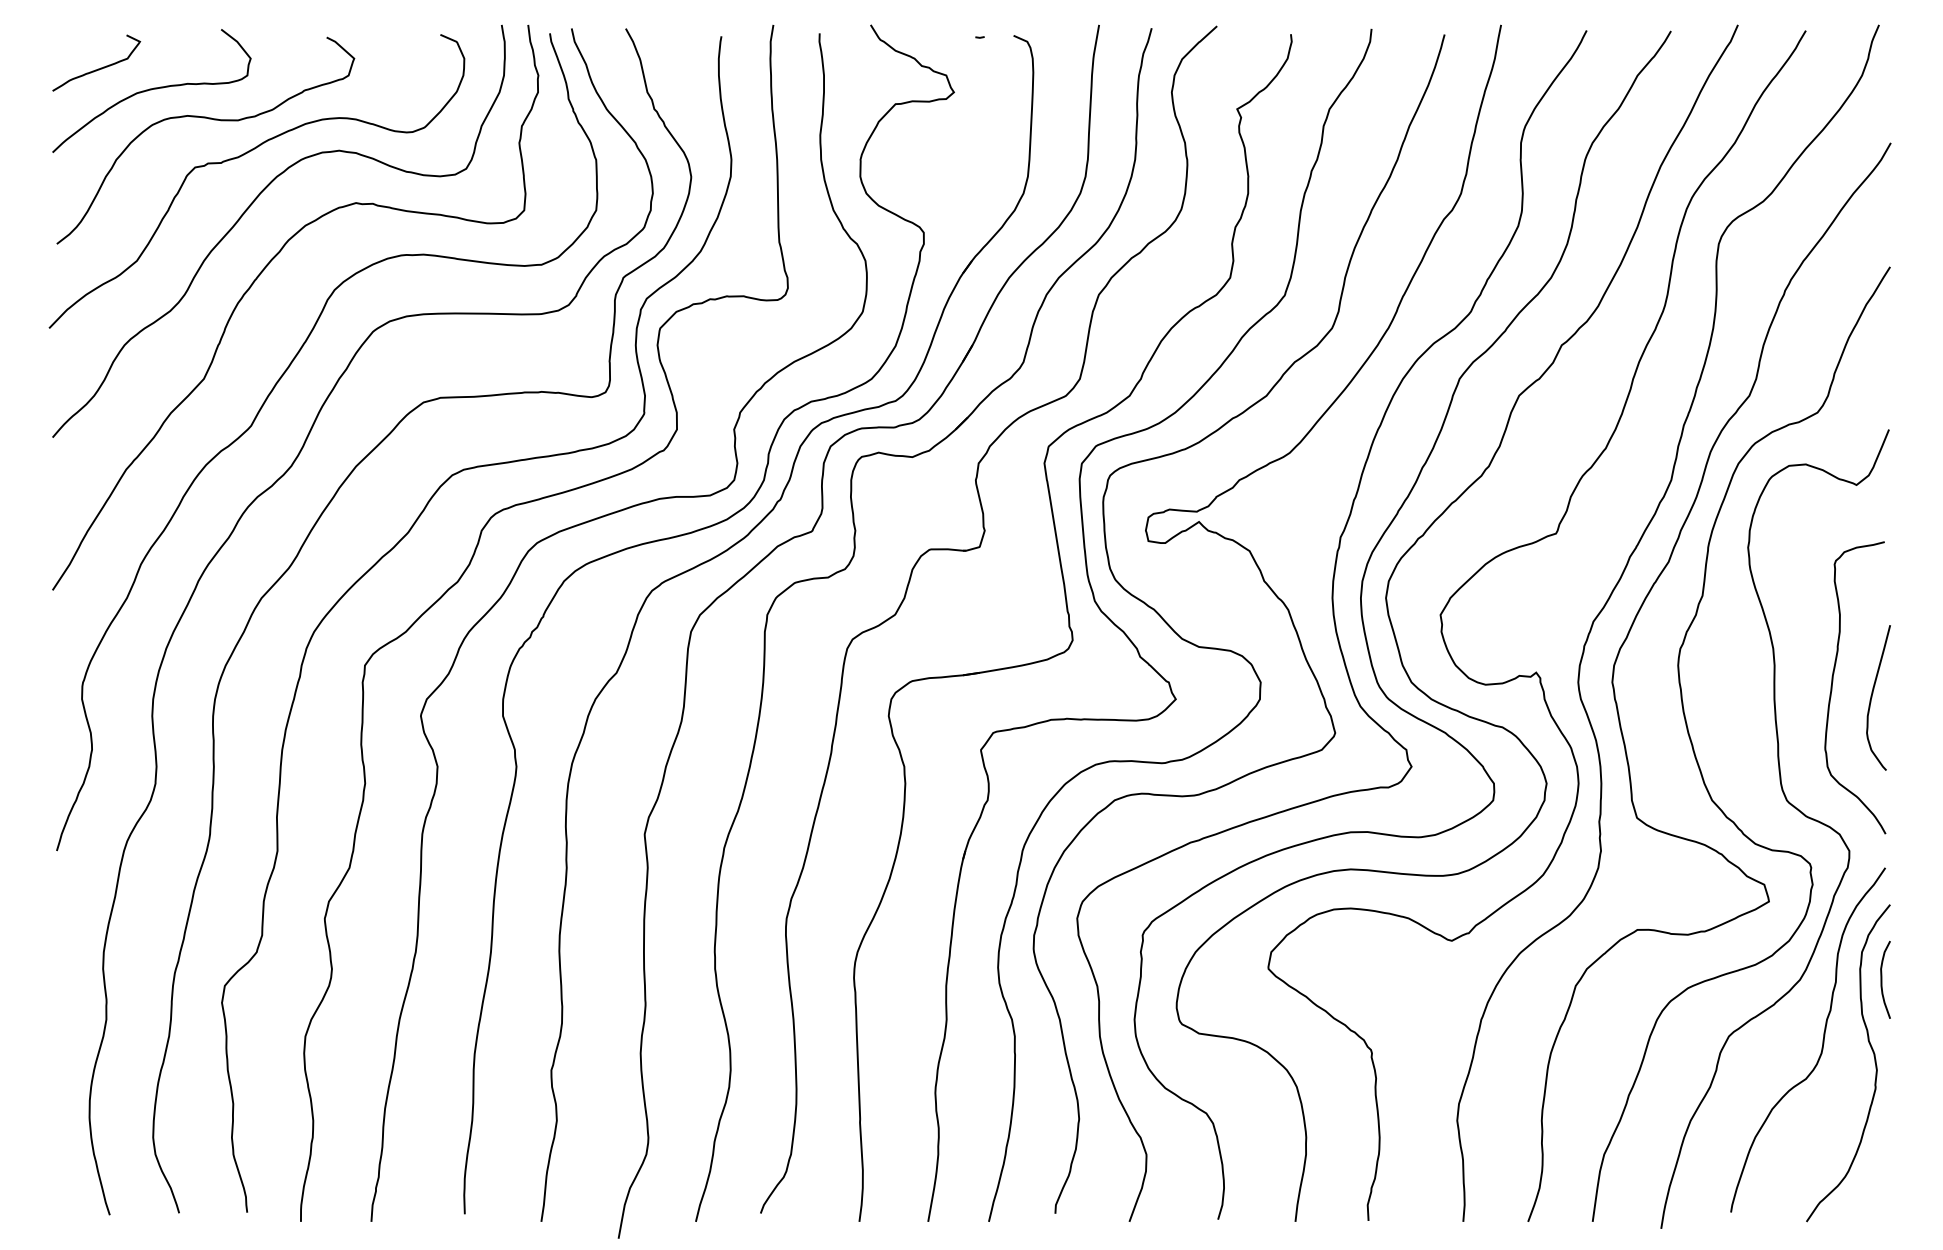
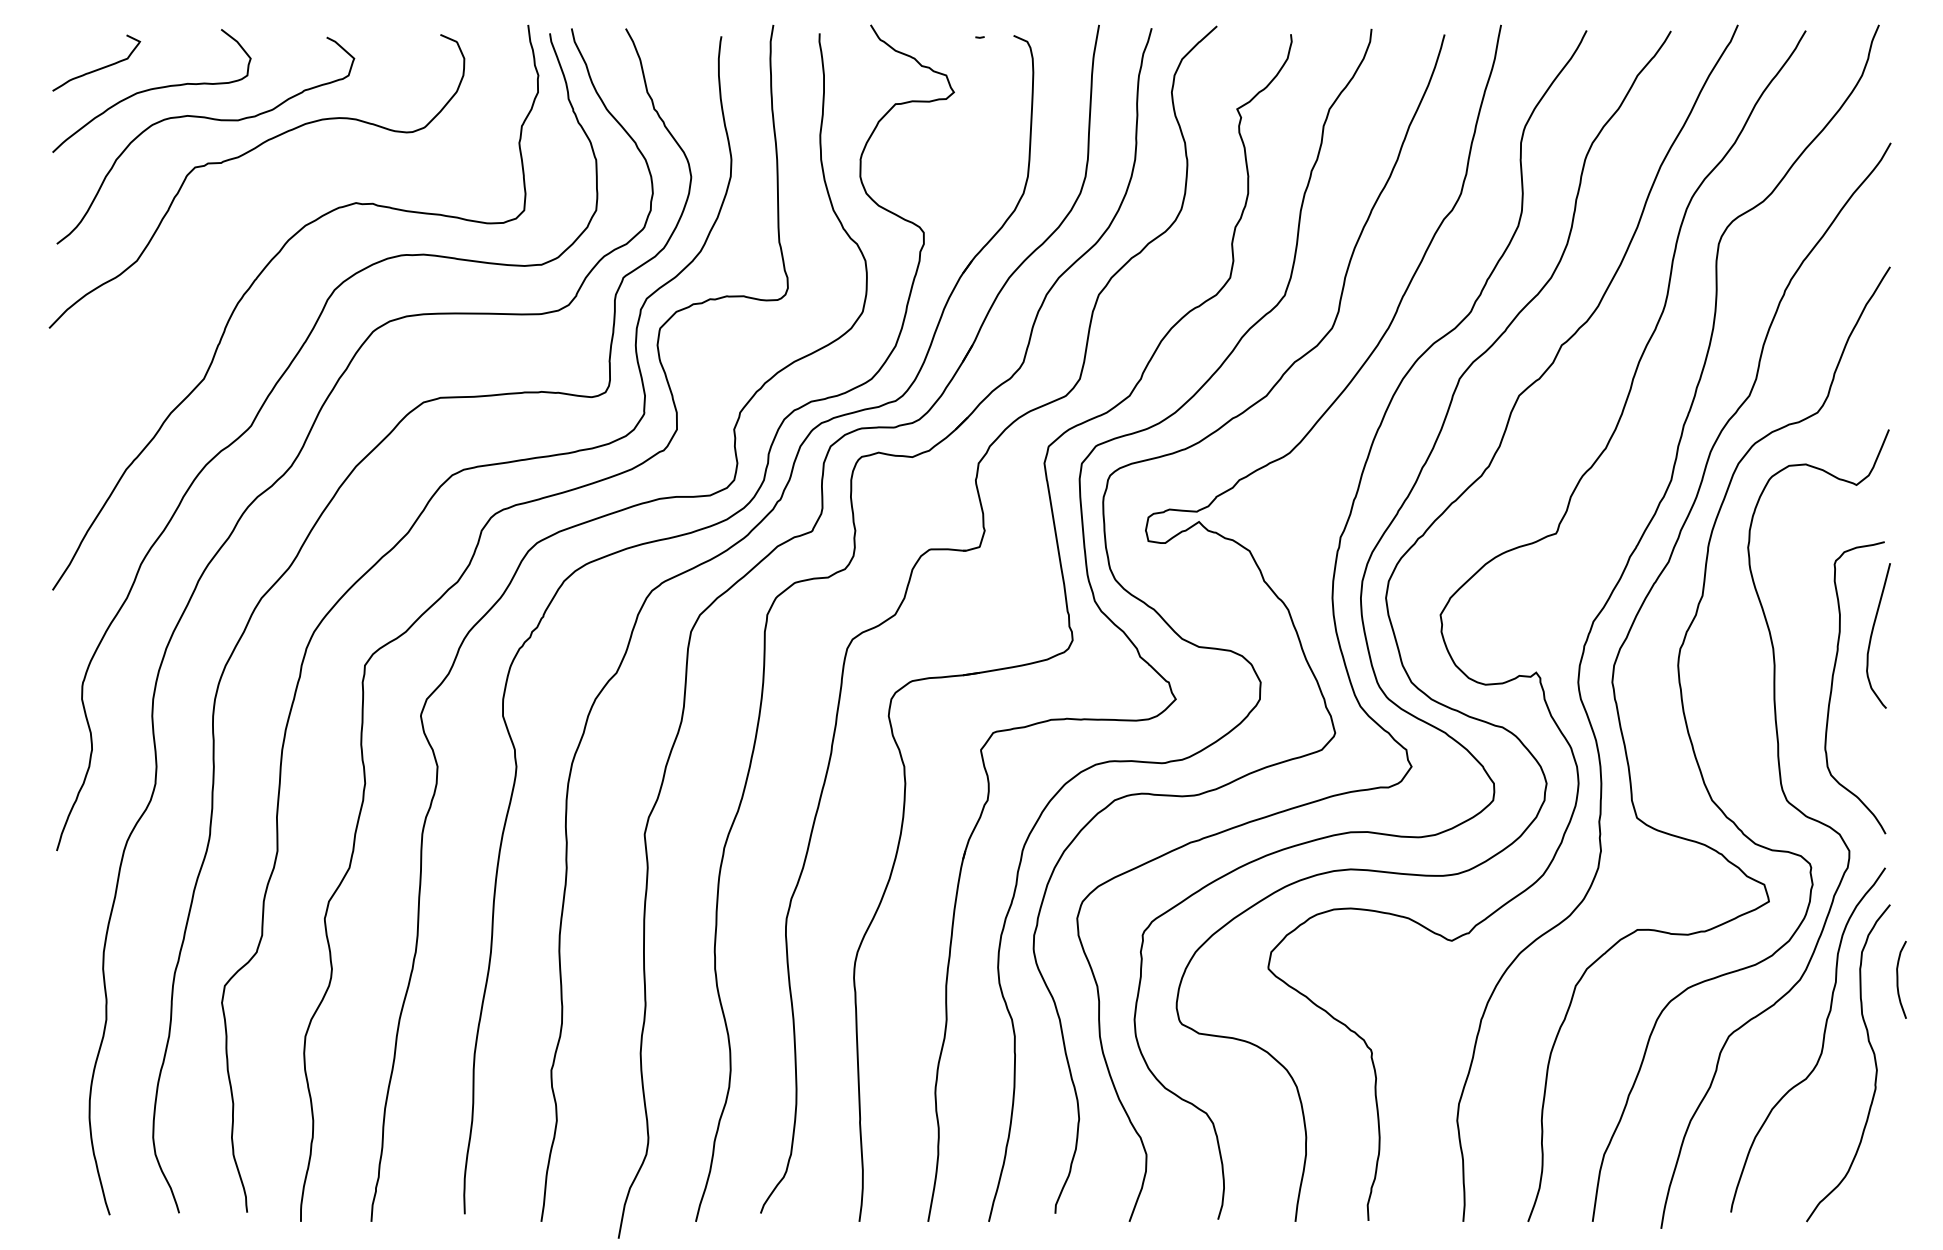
curve: present -> none (249, 208)
curve position: (1872, 697) -> (1872, 635) (1872, 635)
curve position: (1882, 979) -> (1898, 979) (1898, 979)
